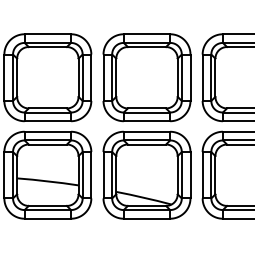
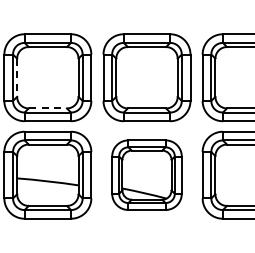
line: solid -> dashed (17, 78)
line: solid -> dashed (48, 108)
part size: 90x90 px -> 72x72 px (146, 174)
